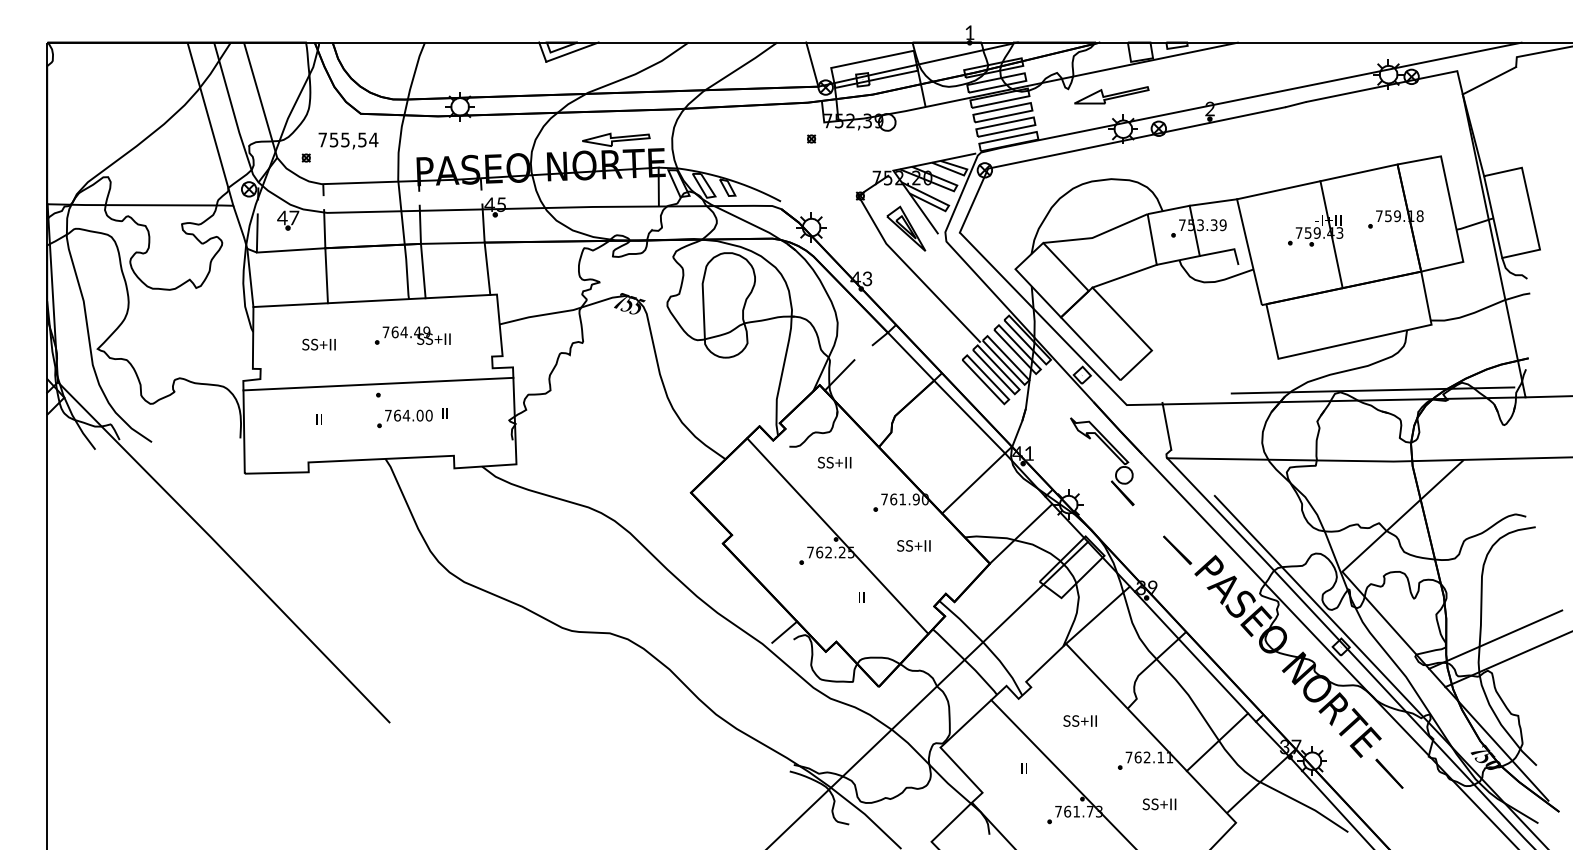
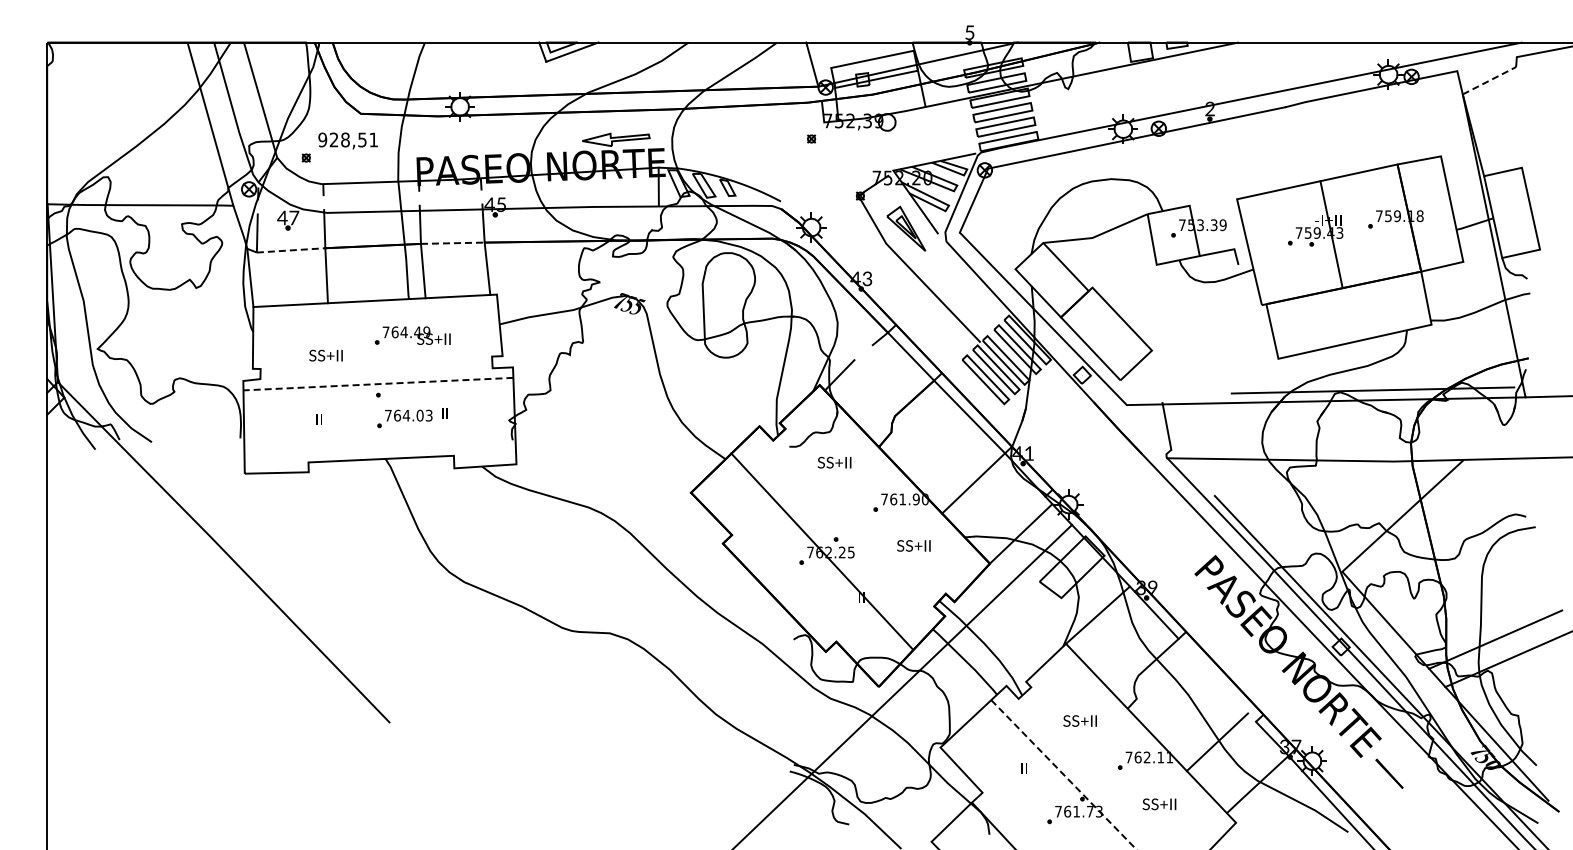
text: 1 -> 5 (969, 32)
line: solid -> dashed (1489, 80)
part: present -> none (1111, 95)
text: 755,54 -> 928,51 (348, 139)
line: present -> none (1213, 202)
line: solid -> dashed (452, 243)
line: solid -> dashed (291, 250)
line: present -> none (1124, 275)
text position: (318, 344) -> (325, 355) (325, 355)
line: solid -> dashed (377, 384)
text: 764.00 -> 764.03 (428, 415)
part: present -> none (1111, 451)
line position: (837, 535) -> (821, 550) (821, 550)
line: present -> none (1177, 549)
line: present -> none (784, 631)
line: present -> none (1216, 679)
line position: (928, 694) -> (903, 685) (903, 685)
line: solid -> dashed (1064, 775)
